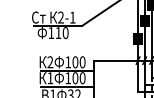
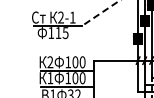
line: solid -> dashed (101, 13)
text: 110 -> 115 (65, 32)
